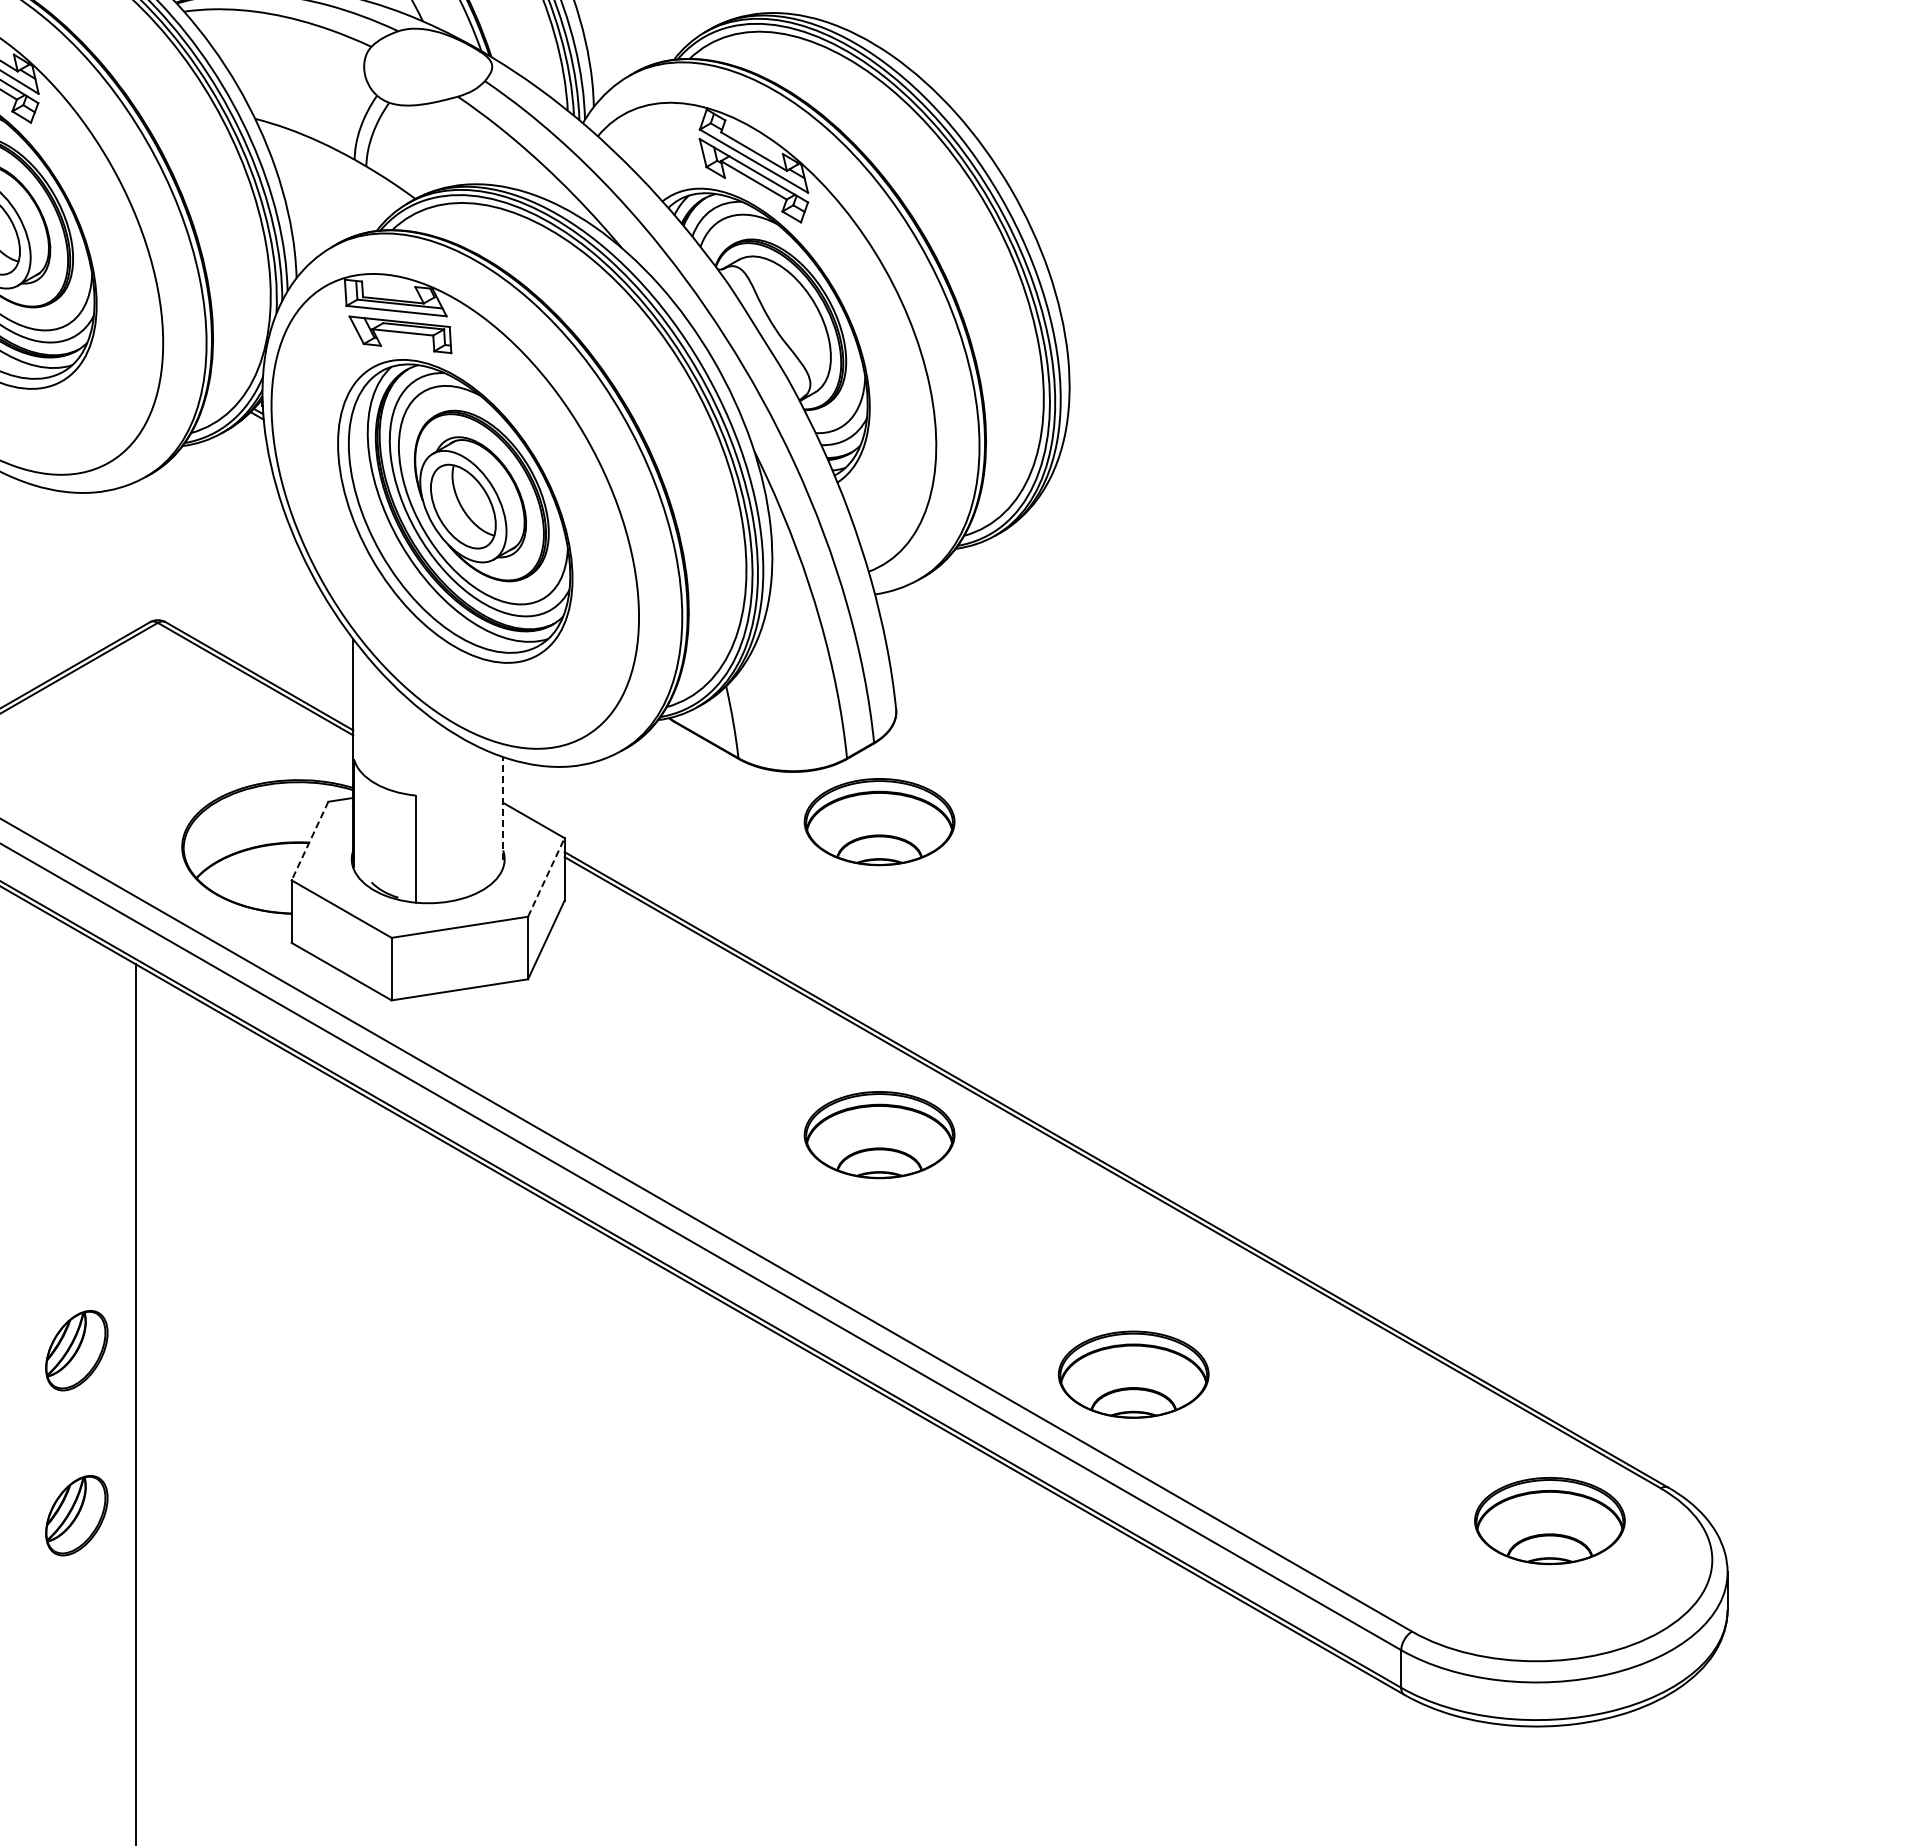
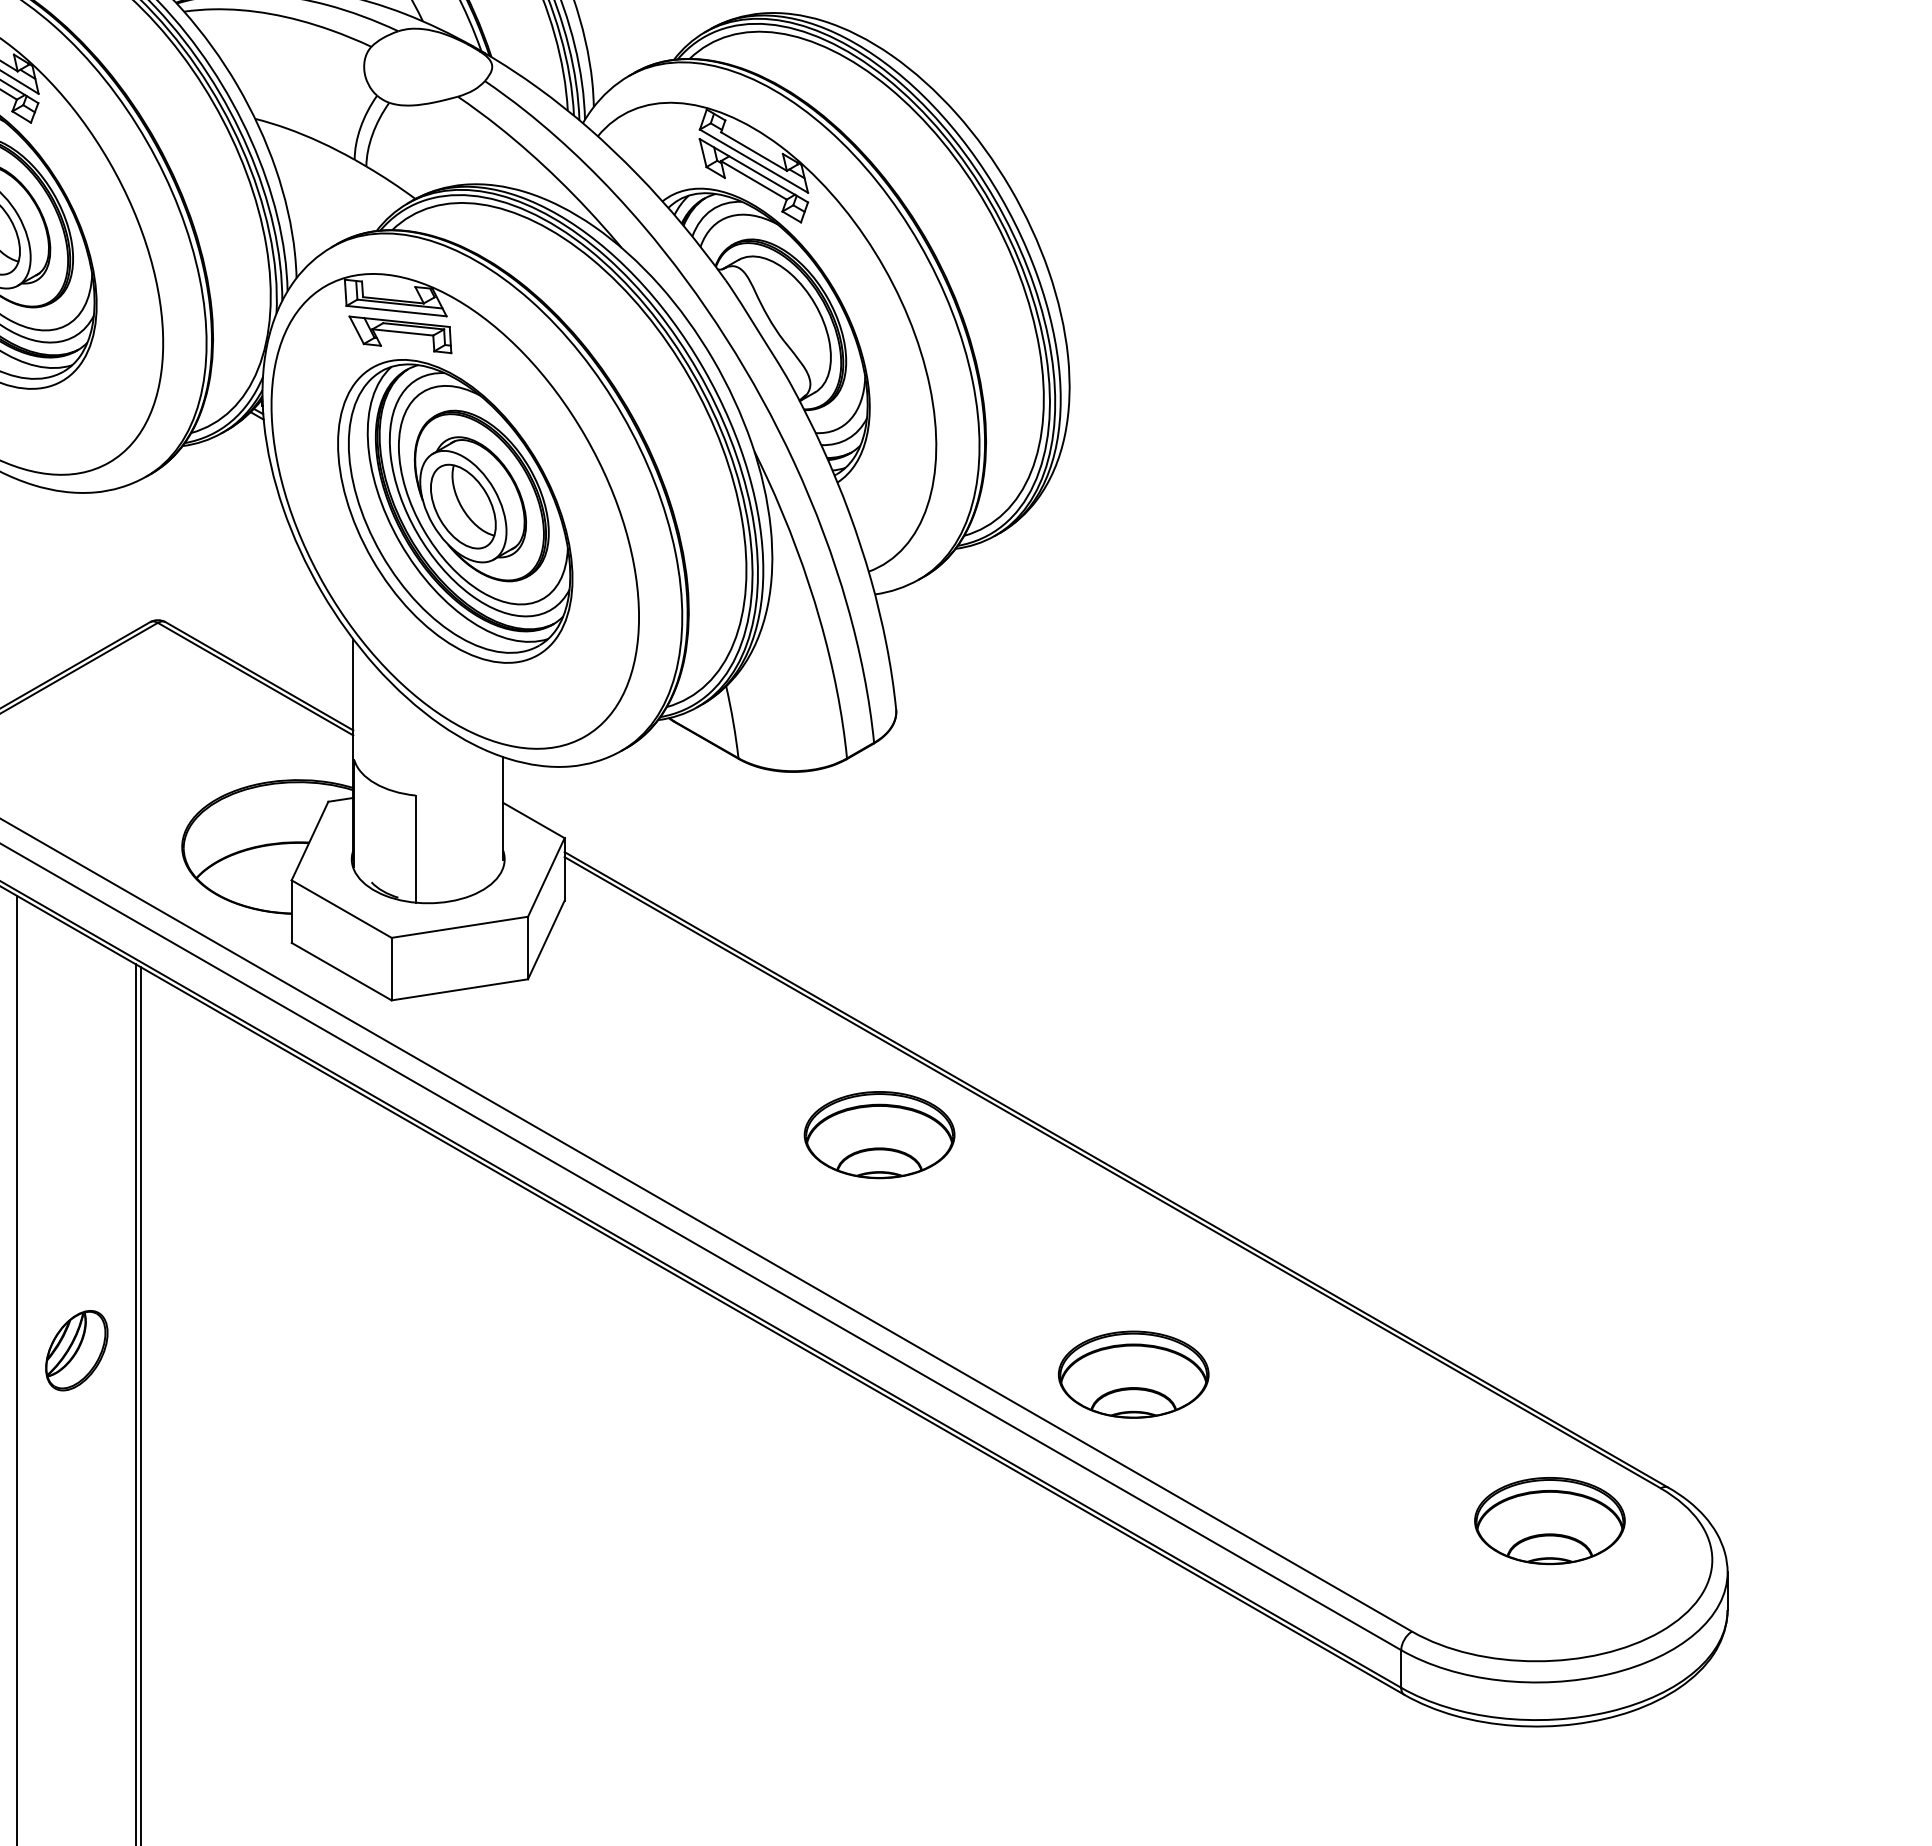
line: dashed -> solid (503, 808)
part: present -> none (879, 822)
line: dashed -> solid (309, 841)
line: dashed -> solid (546, 877)
line: none -> present (17, 1369)
line: none -> present (140, 1404)
part: present -> none (76, 1515)
